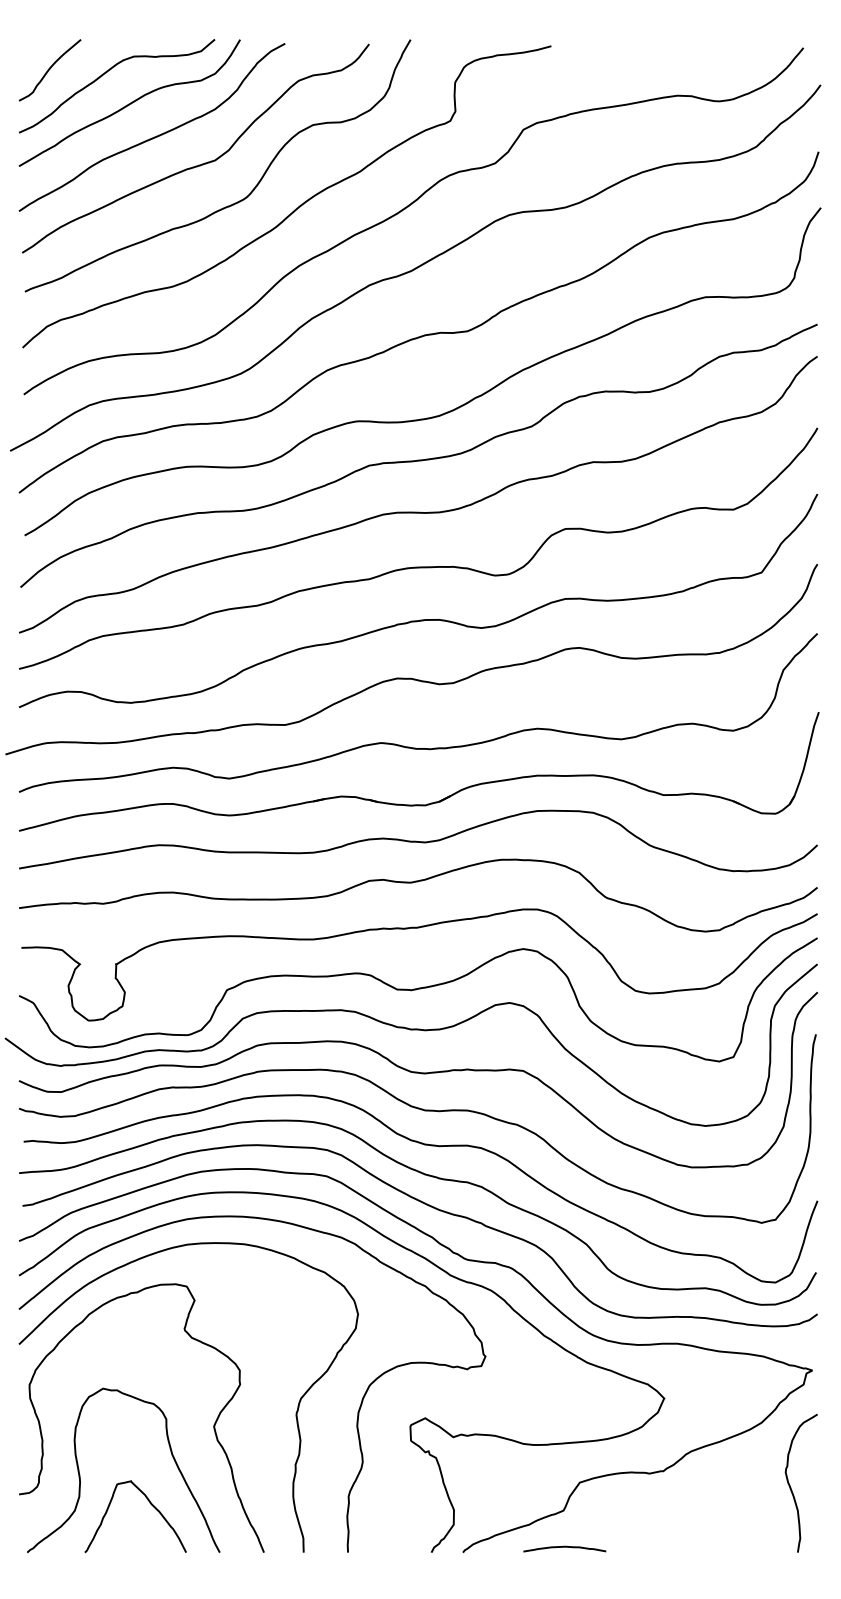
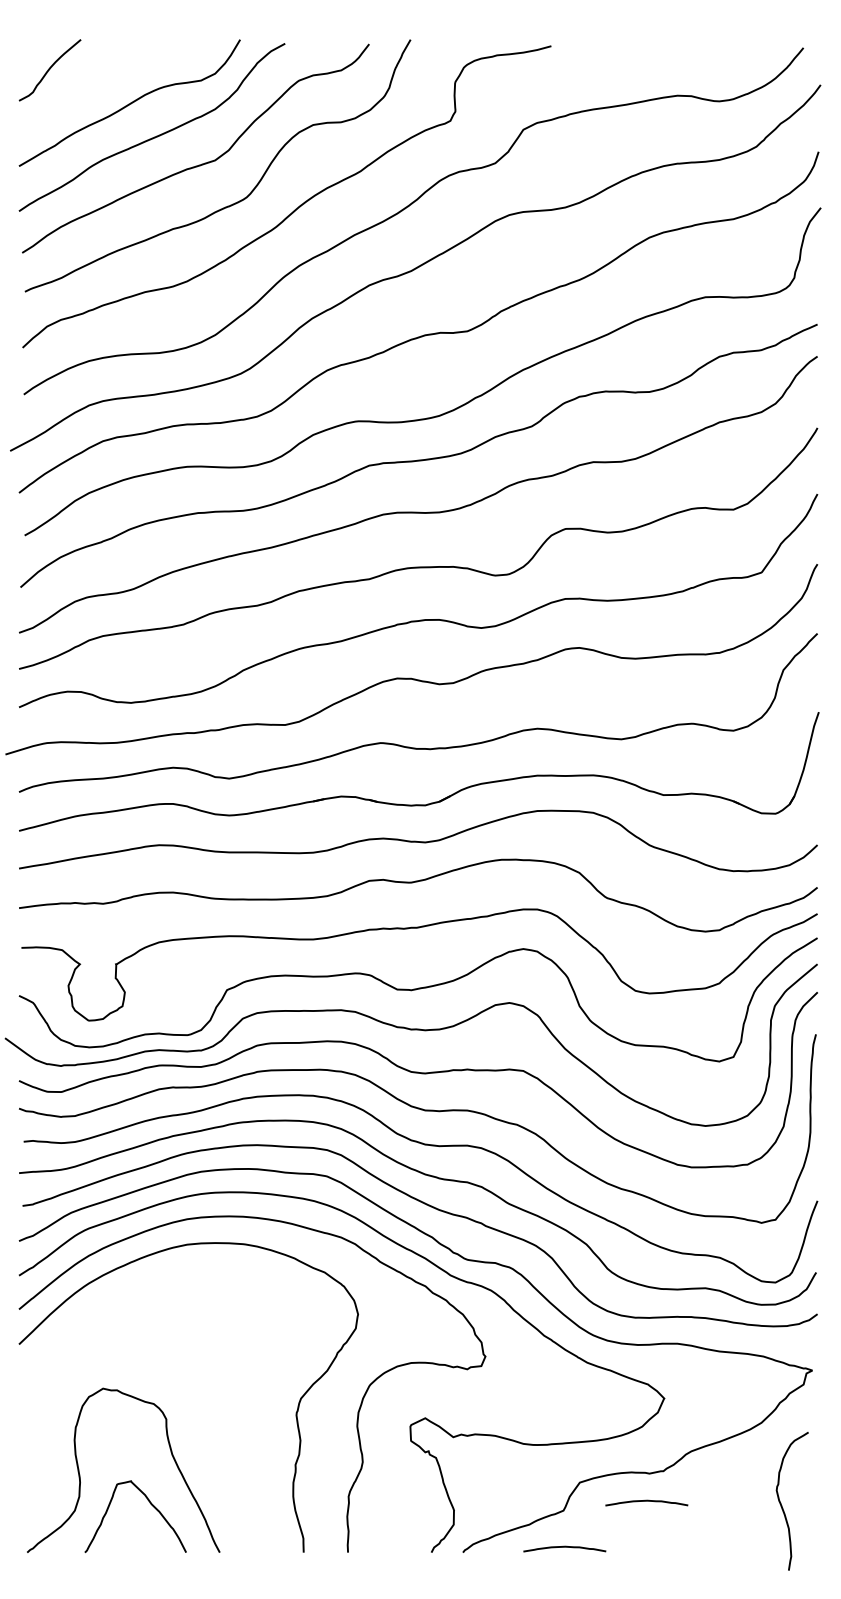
curve: present -> none (106, 73)
curve: present -> none (213, 1424)
curve position: (791, 1487) -> (782, 1505) (782, 1505)
curve: none -> present (646, 1501)
